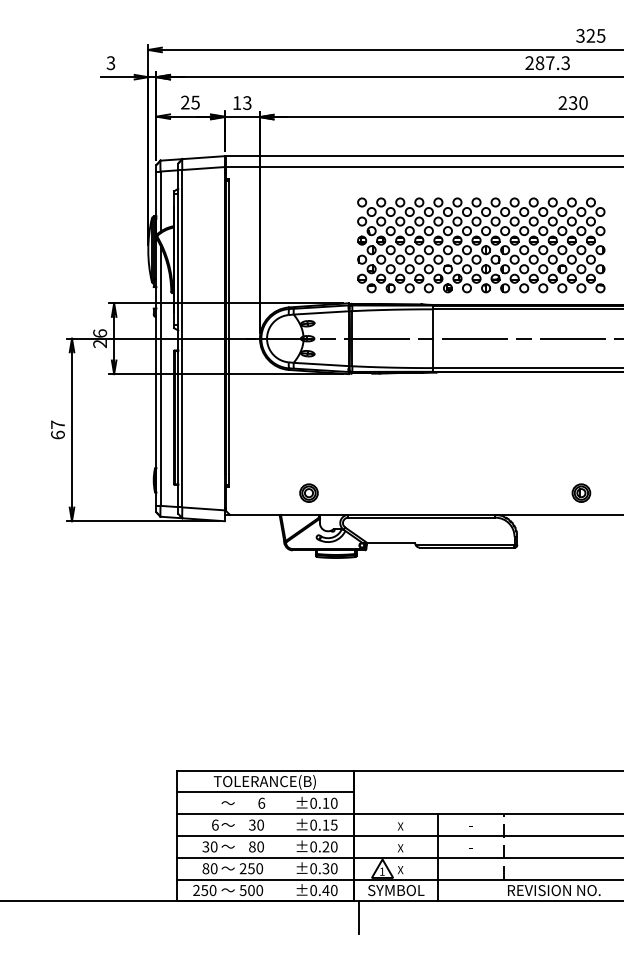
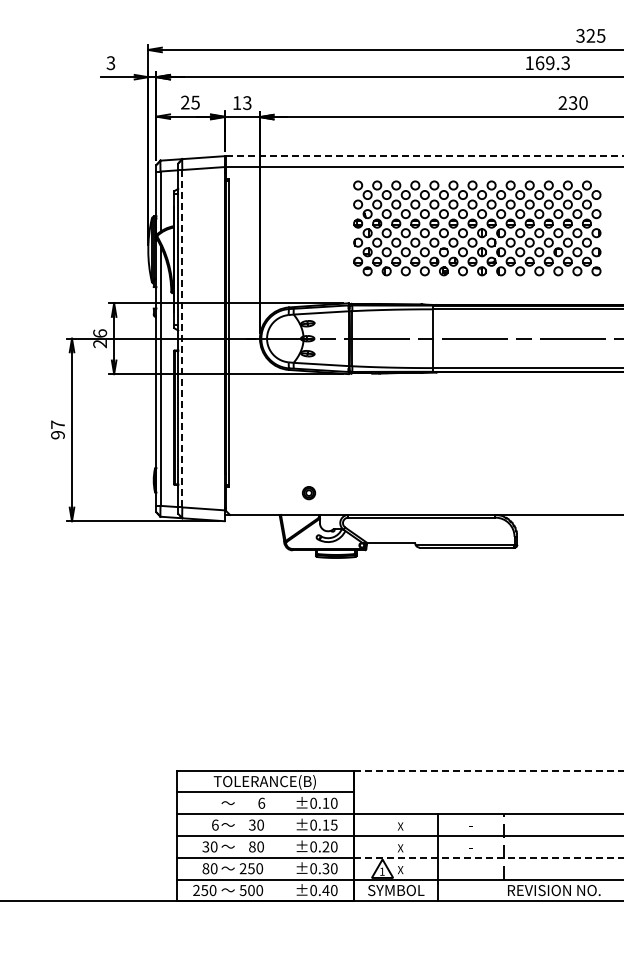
text: 287.3 -> 169.3 (539, 63)
line: solid -> dashed (424, 156)
part position: (481, 245) -> (477, 228) (477, 228)
line: solid -> dashed (182, 338)
text: 67 -> 97 (57, 434)
part size: 20x20 px -> 15x15 px (309, 493)
part: present -> none (581, 492)
line: solid -> dashed (488, 770)
line: solid -> dashed (488, 857)
line: present -> none (359, 917)
